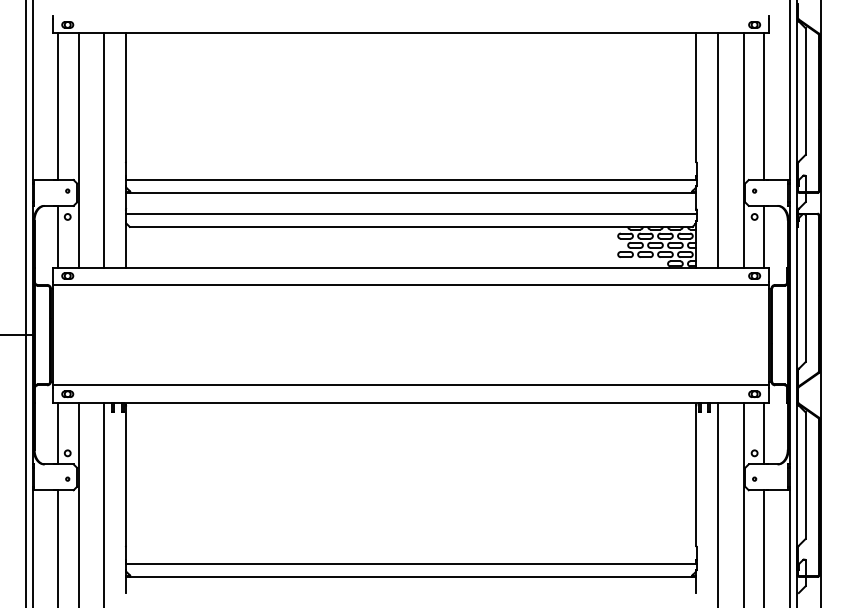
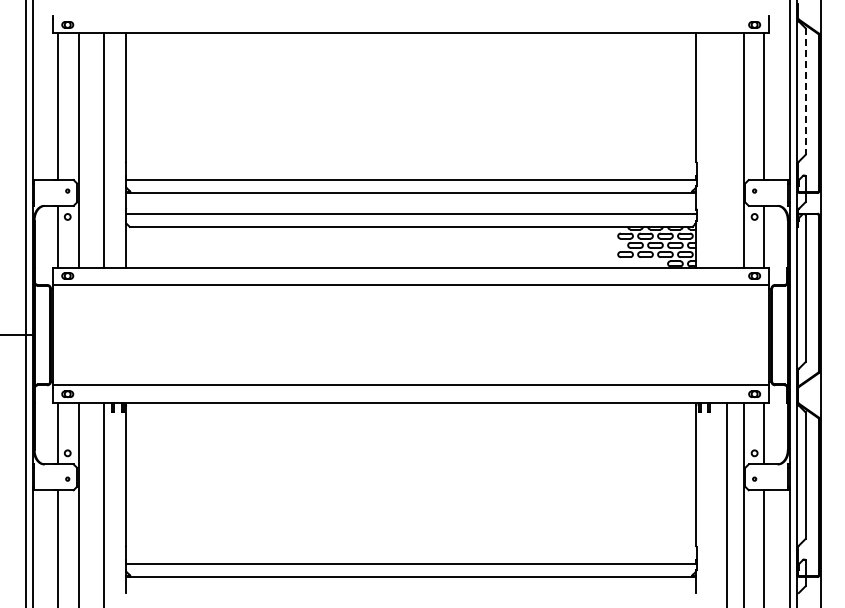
line: solid -> dashed (805, 92)
line: present -> none (718, 150)
line position: (718, 503) -> (727, 503) (727, 503)
